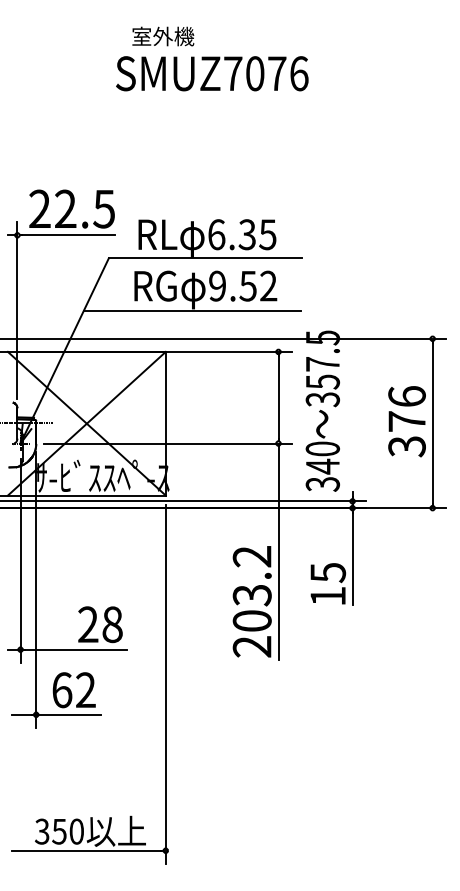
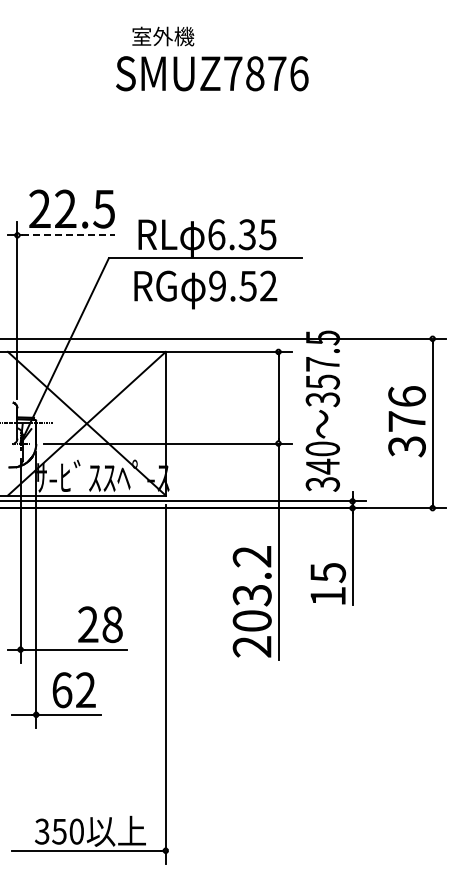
text: SMUZ7076 -> SMUZ7876 (255, 73)
line: solid -> dashed (68, 235)
line: present -> none (191, 311)
